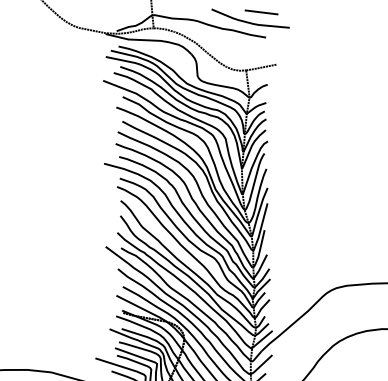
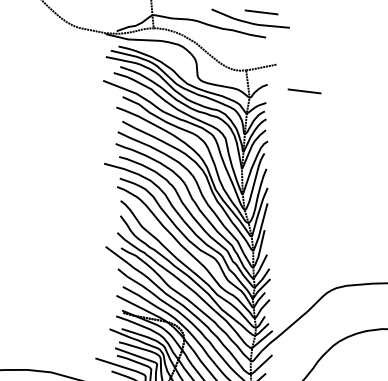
line: none -> present (304, 91)
